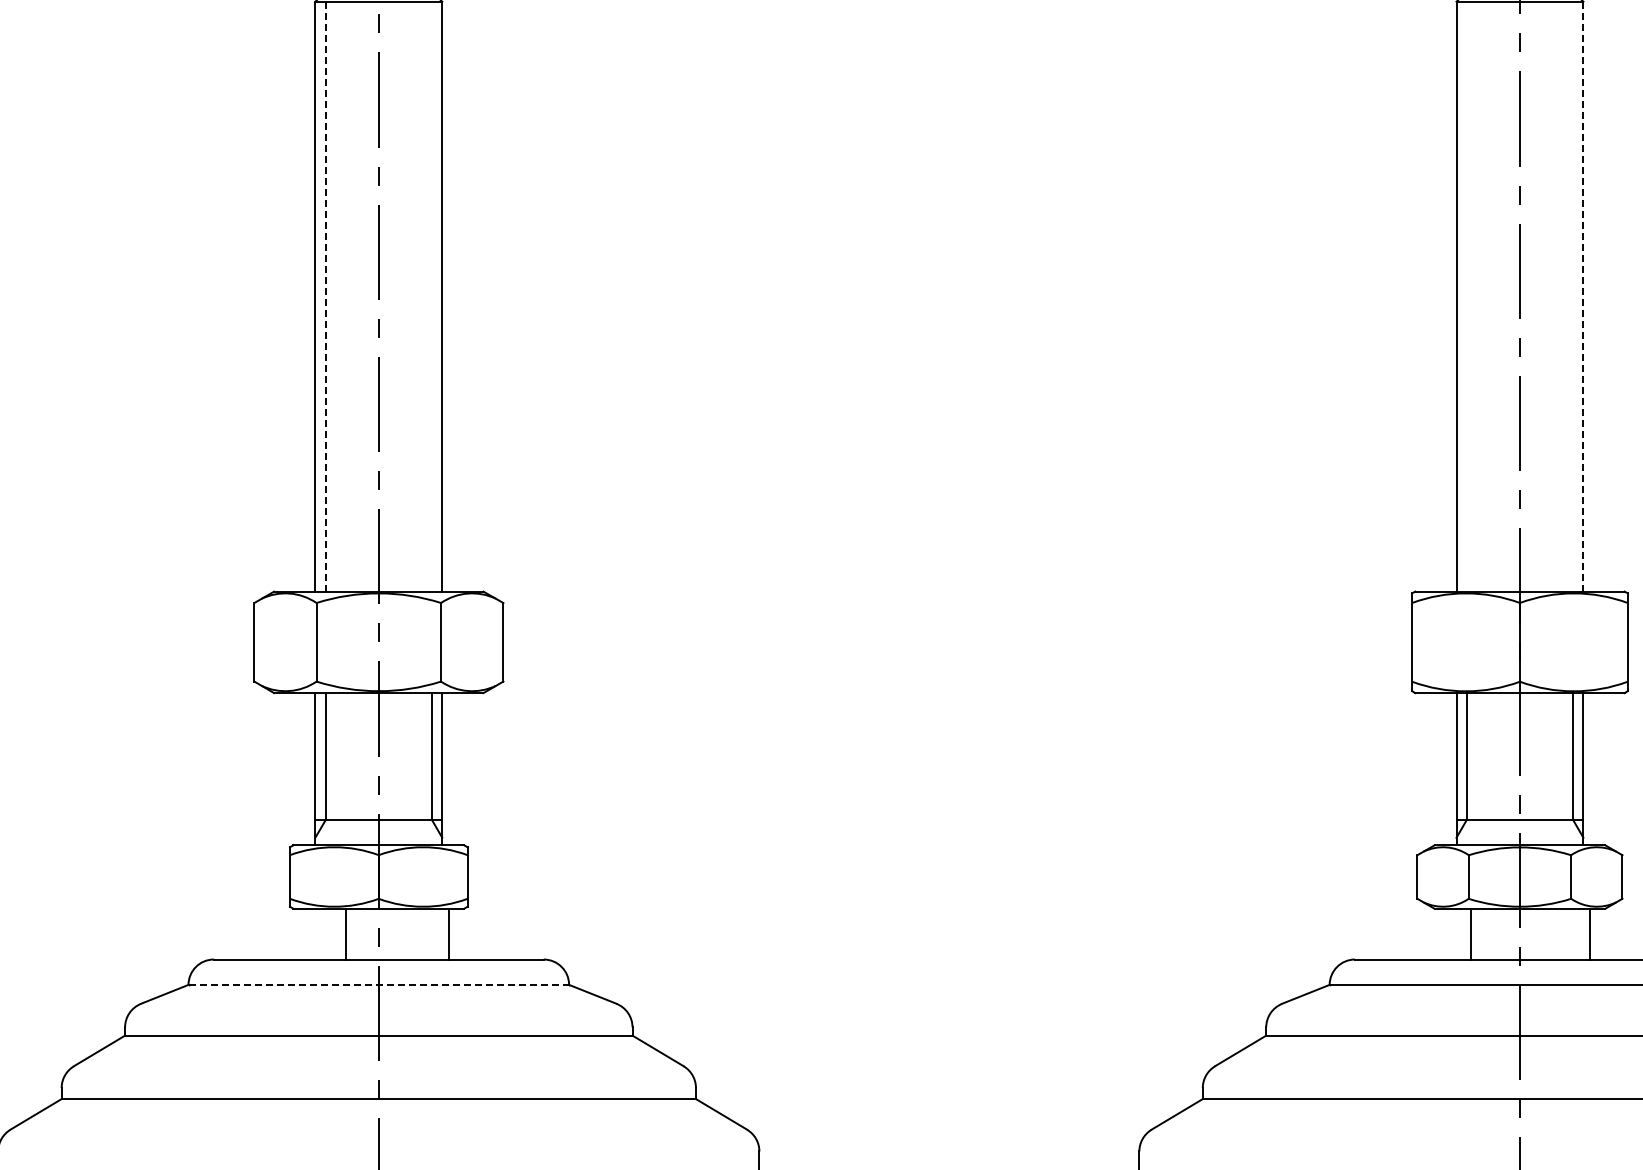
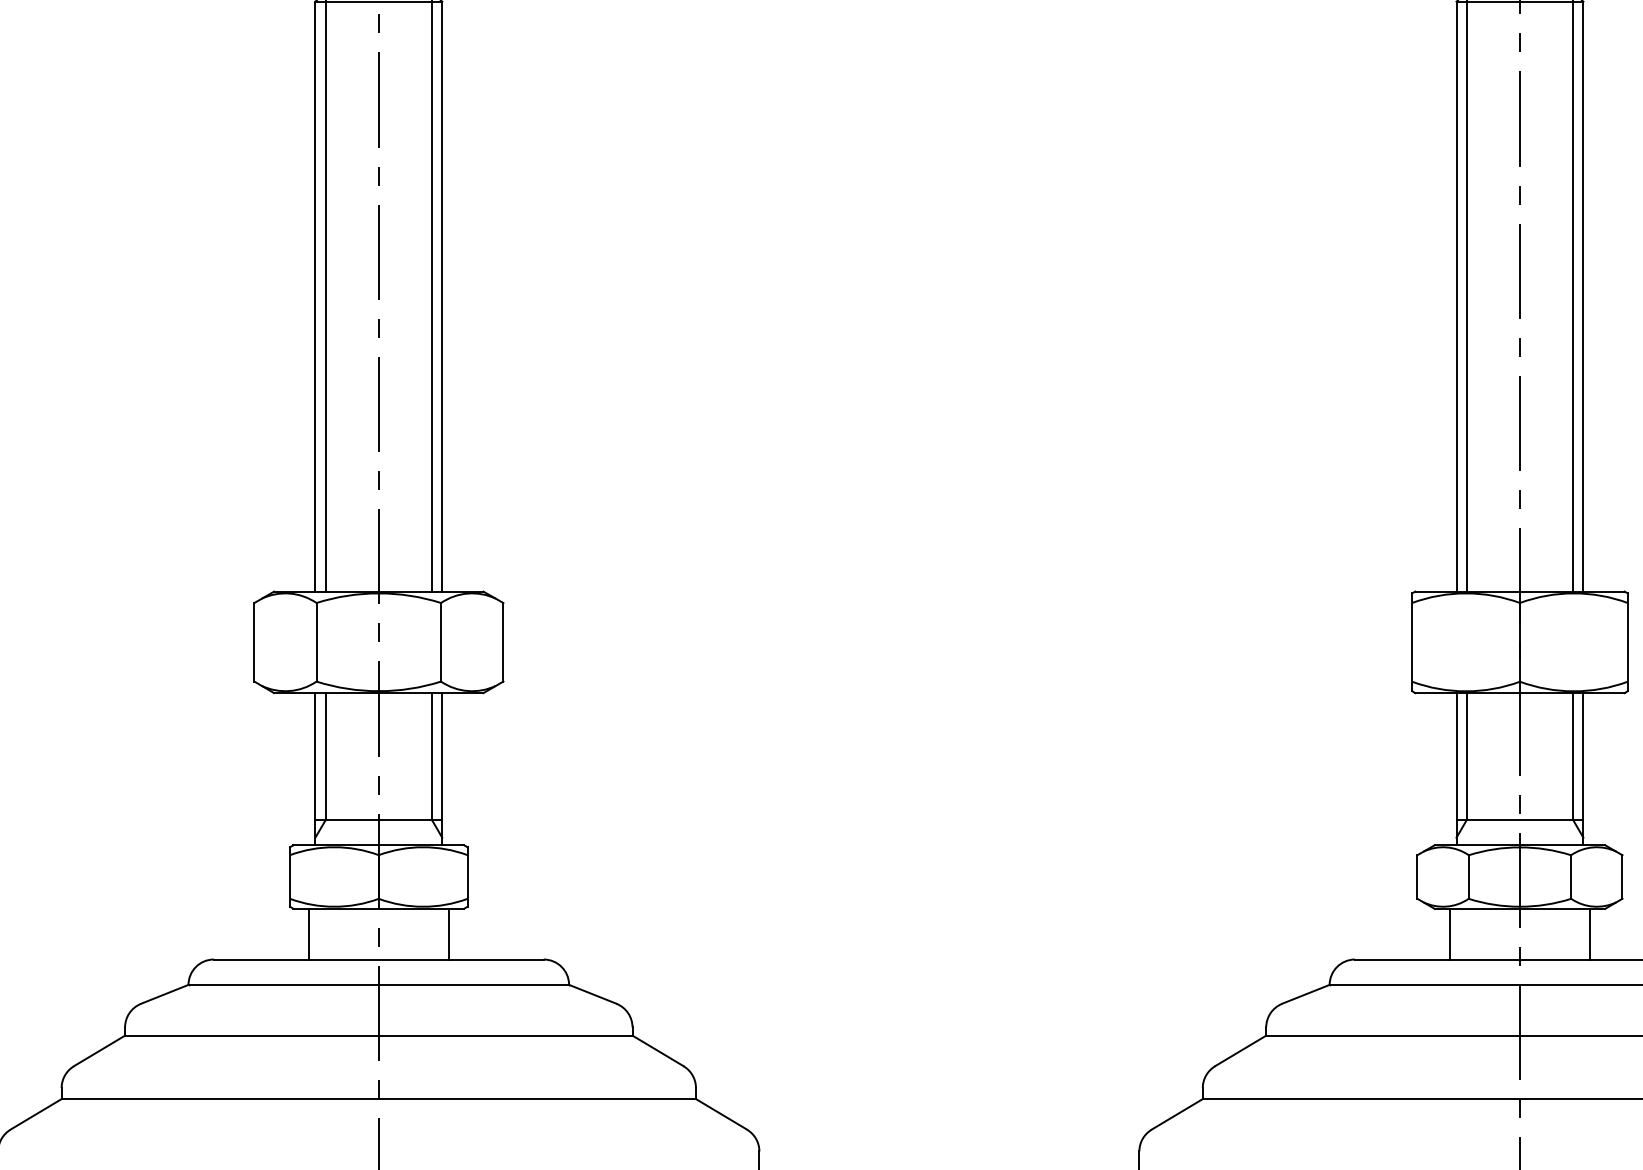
line: dashed -> solid (325, 295)
line: none -> present (431, 296)
line: none -> present (1466, 296)
line: none -> present (1573, 296)
line: dashed -> solid (1583, 296)
line position: (346, 933) -> (309, 933) (309, 933)
line position: (1471, 933) -> (1450, 933) (1450, 933)
line: dashed -> solid (379, 984)
